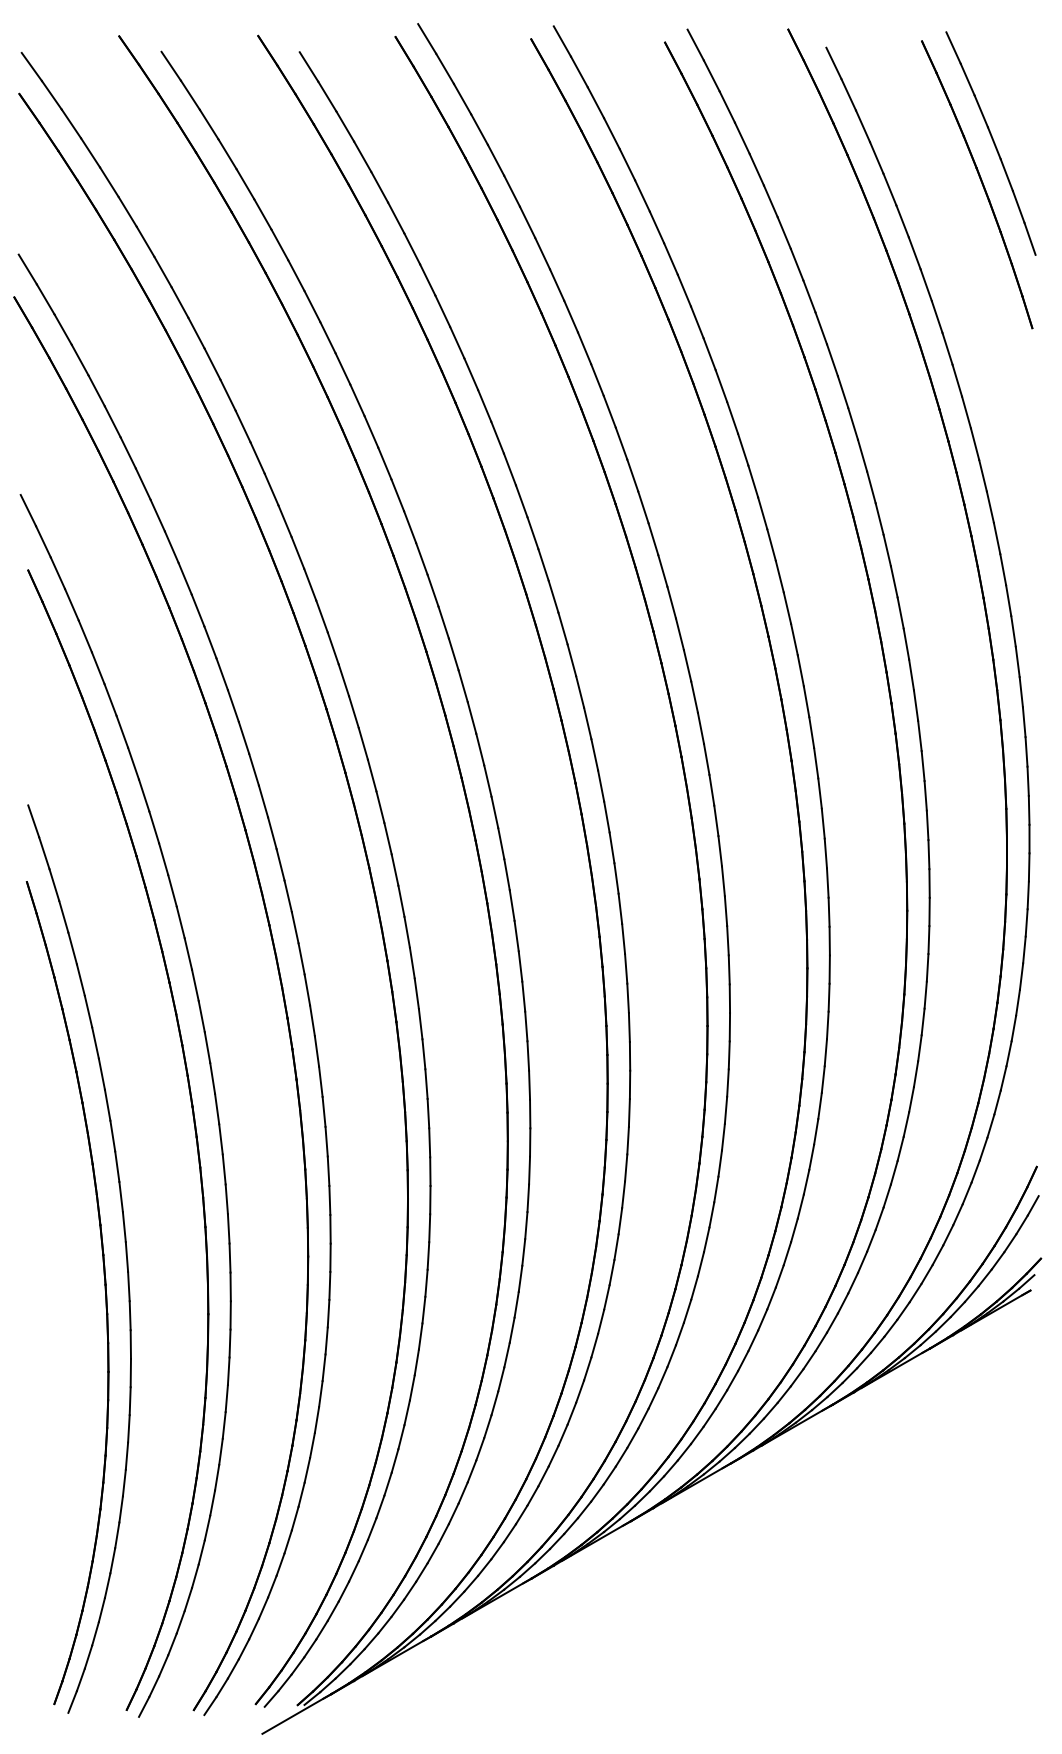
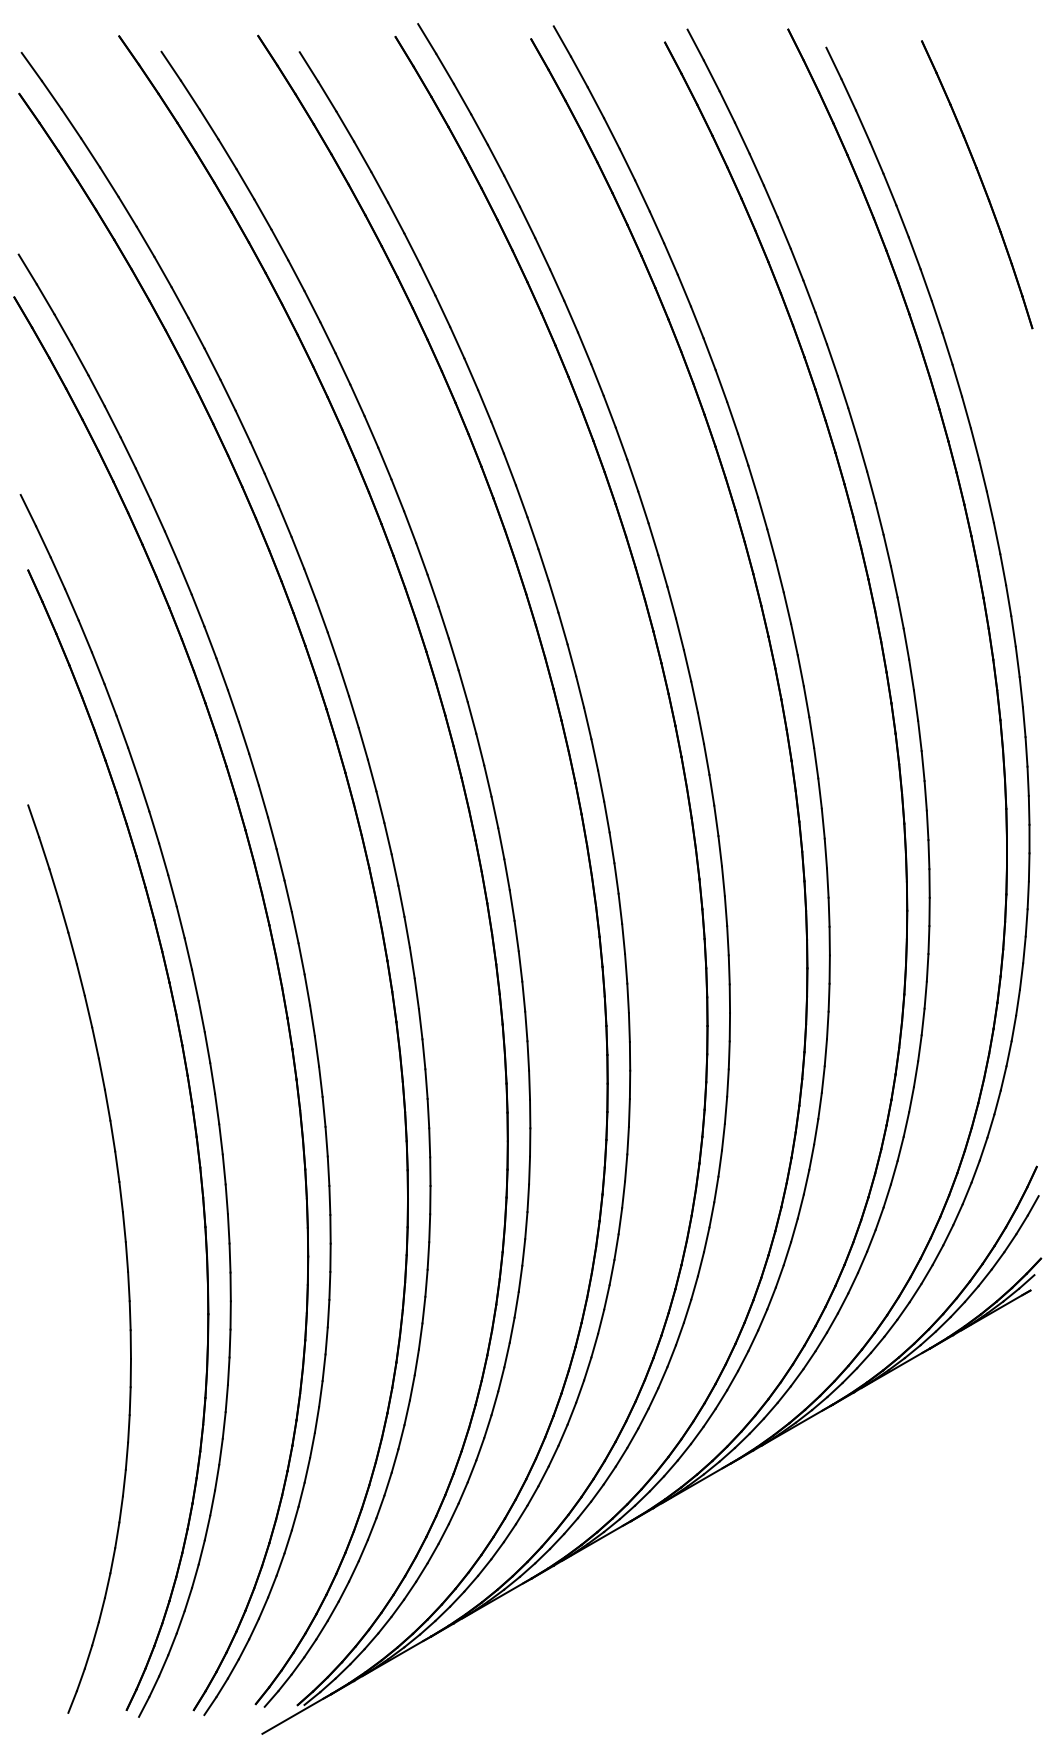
part: present -> none (990, 143)
part: present -> none (104, 1290)
